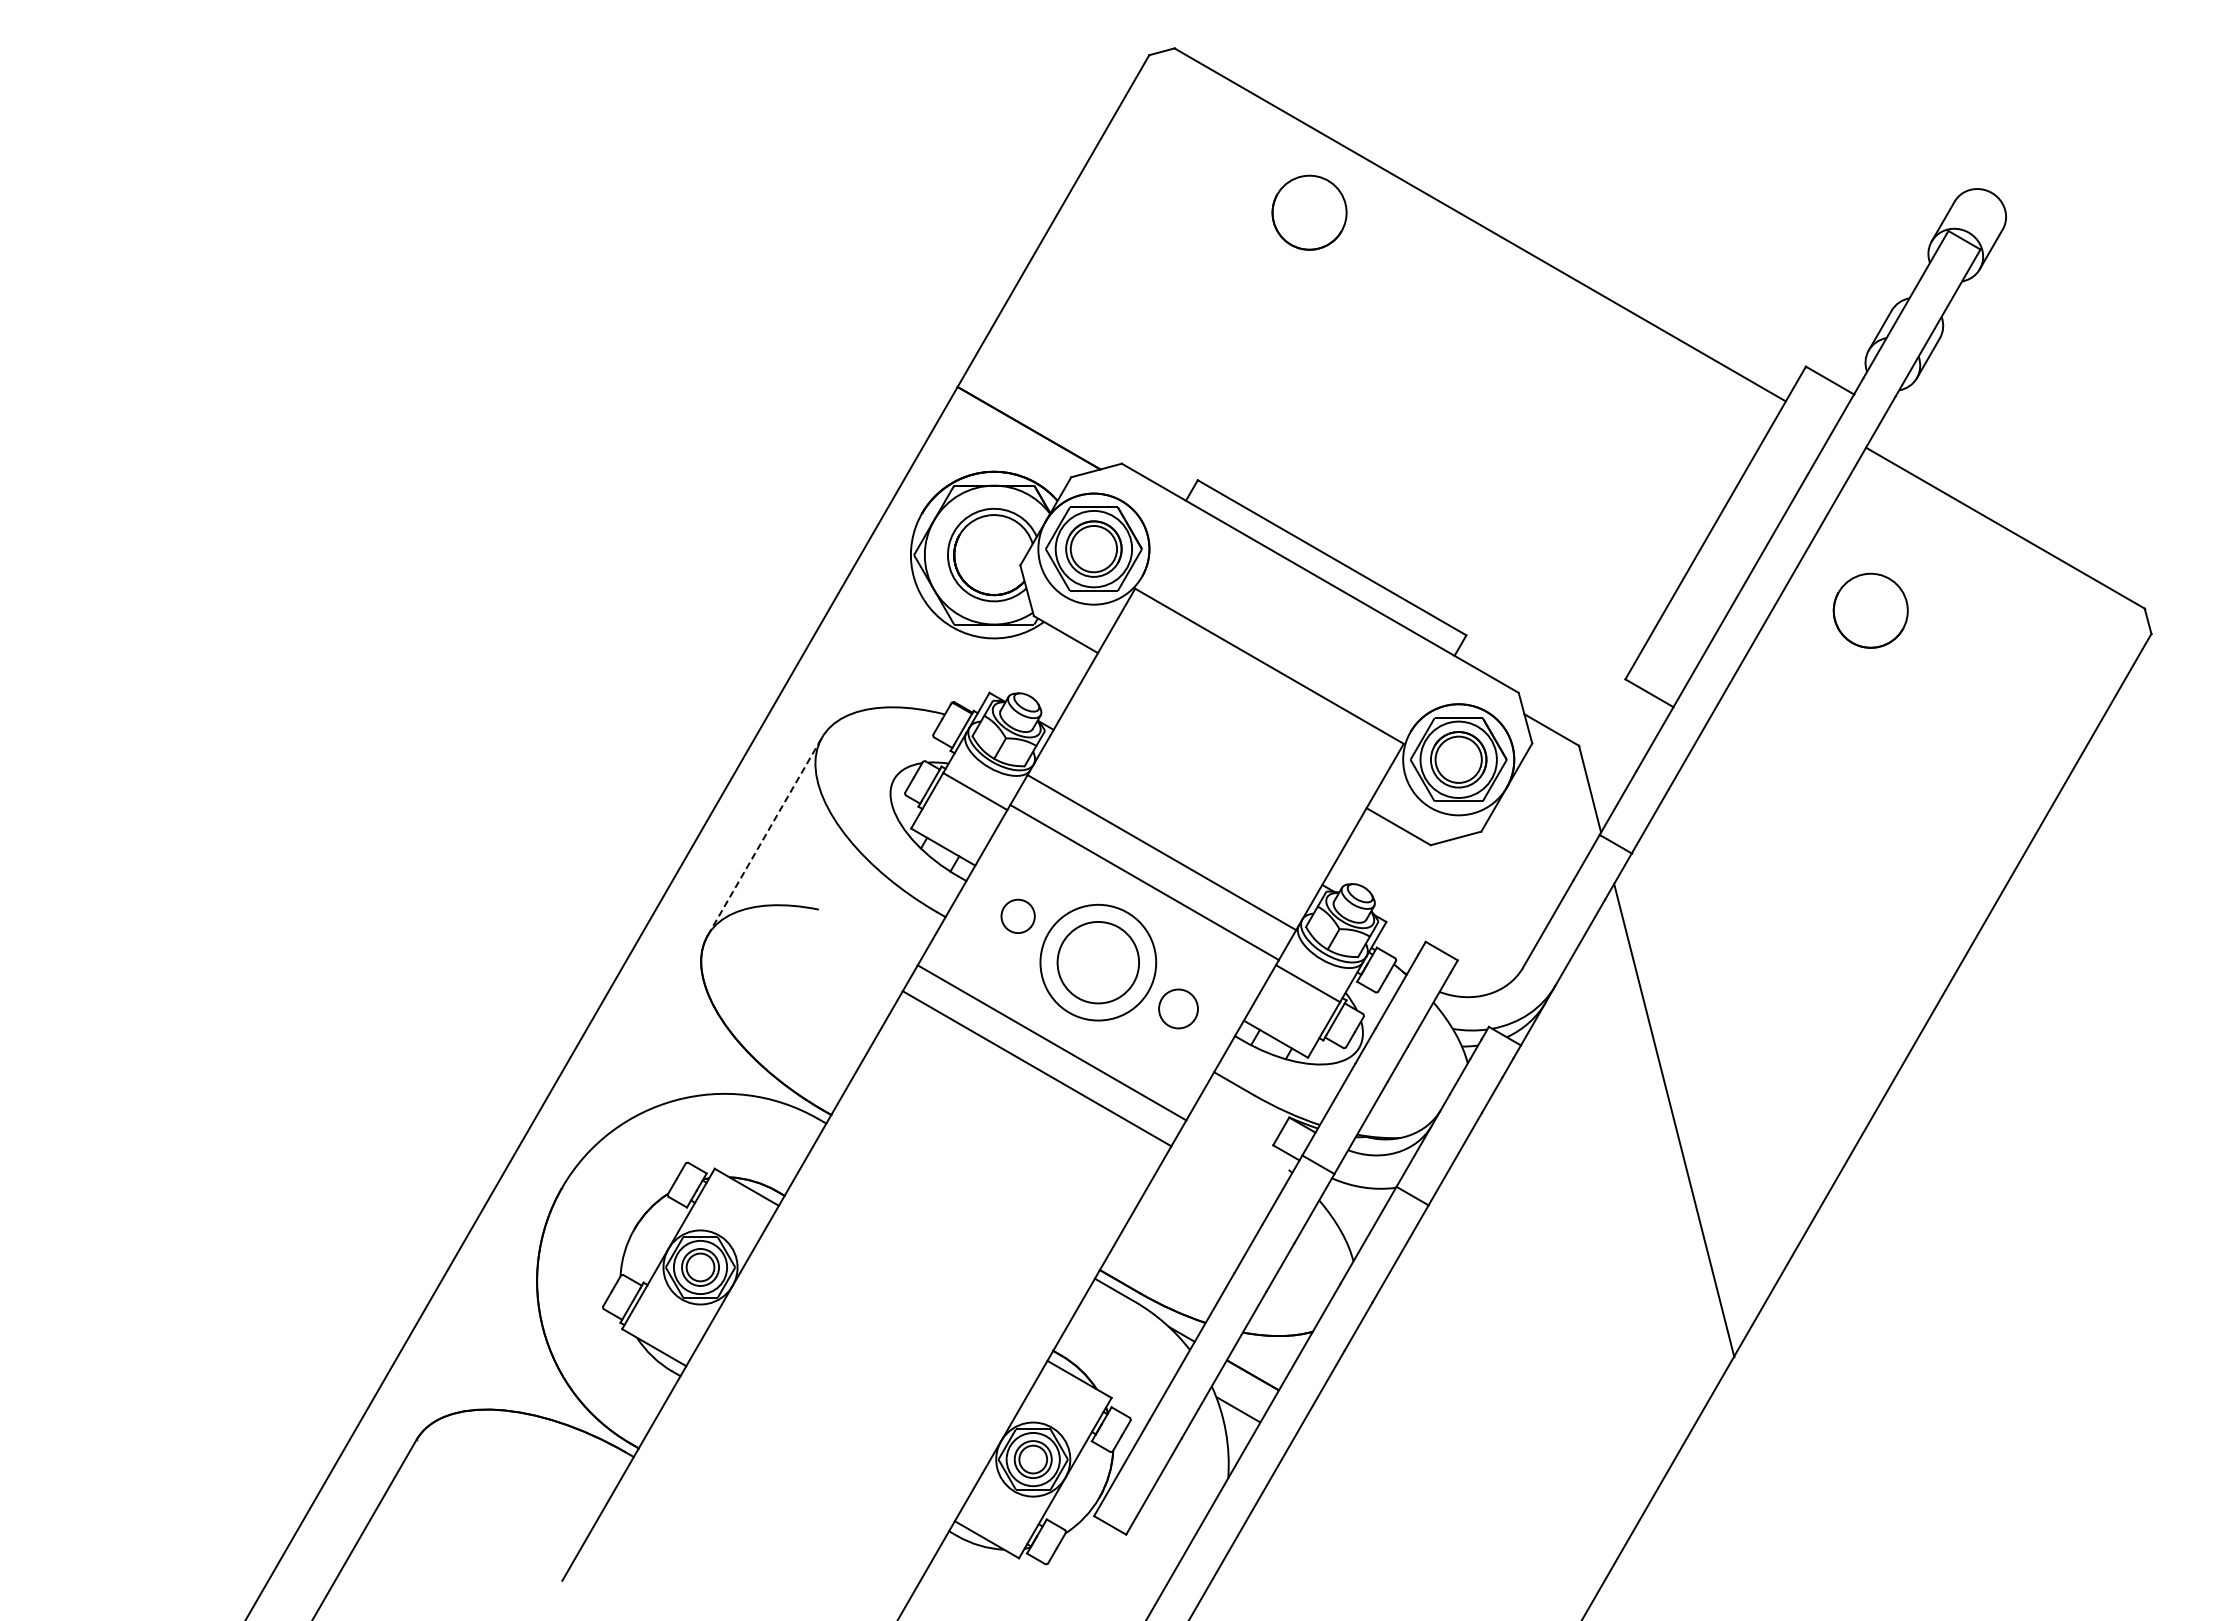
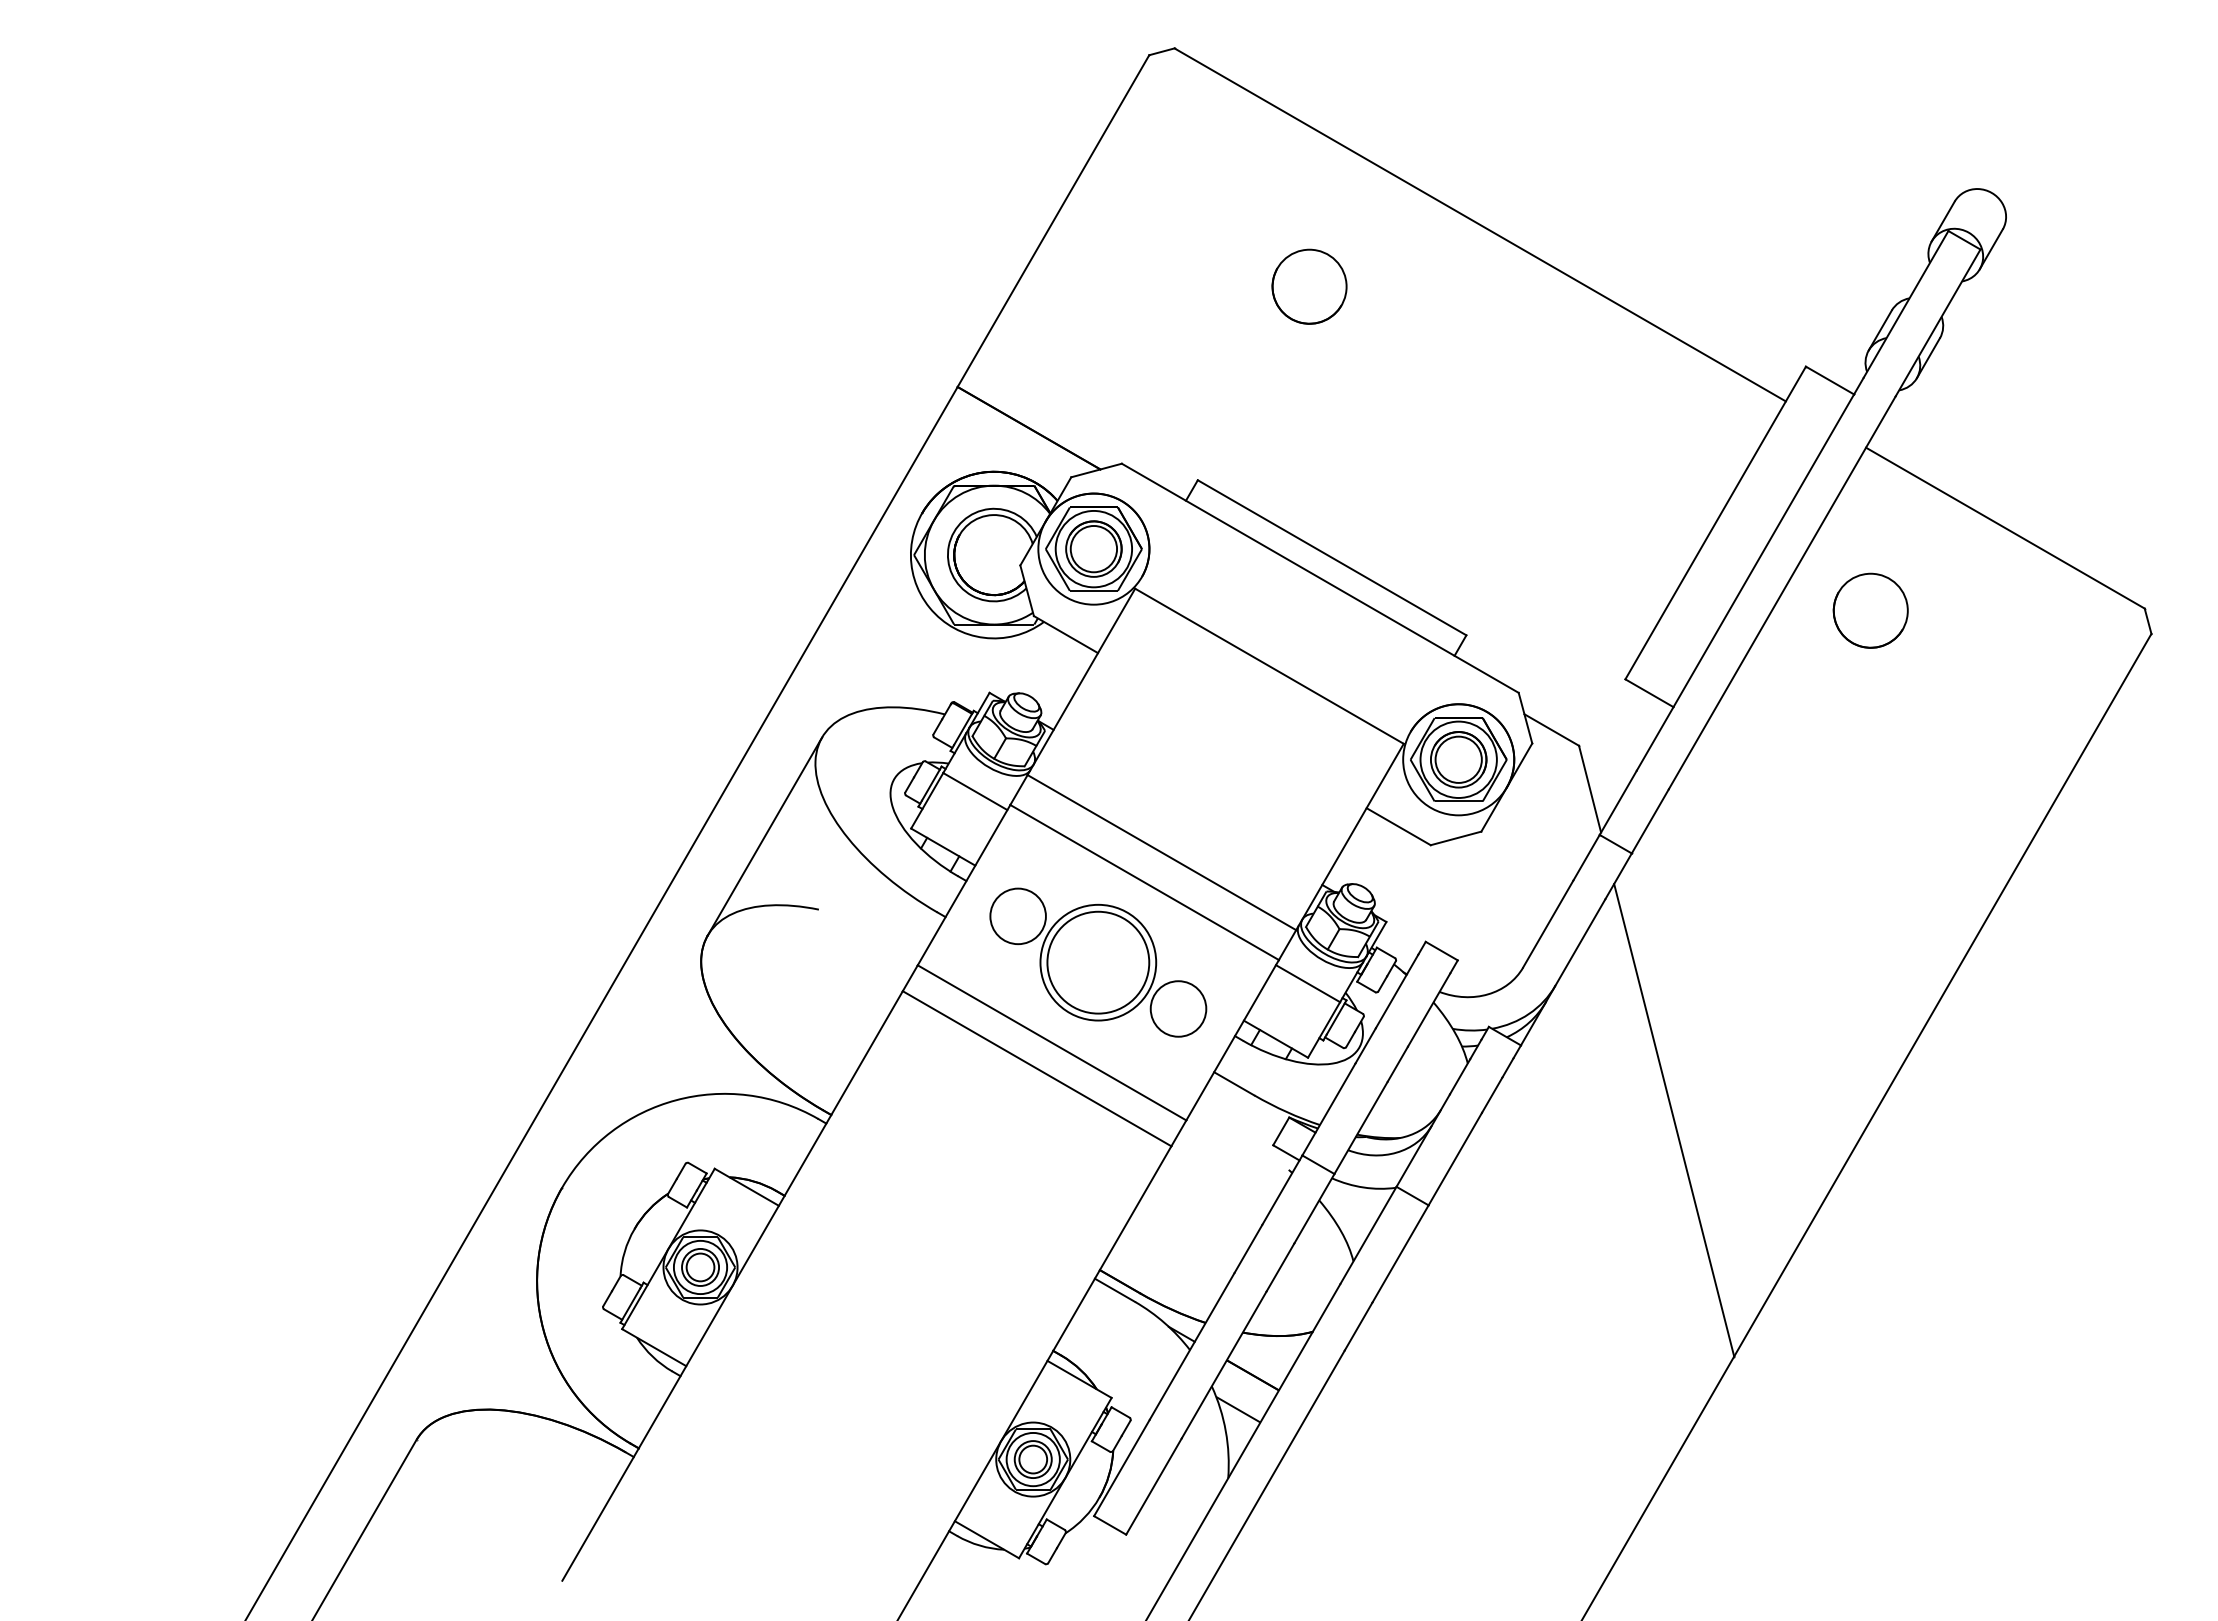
circle position: (1309, 212) -> (1309, 286) (1309, 286)
line: dashed -> solid (765, 836)
circle diameter: 33 px -> 56 px (1017, 916)
circle diameter: 81 px -> 102 px (1098, 962)
circle diameter: 39 px -> 56 px (1178, 1008)
